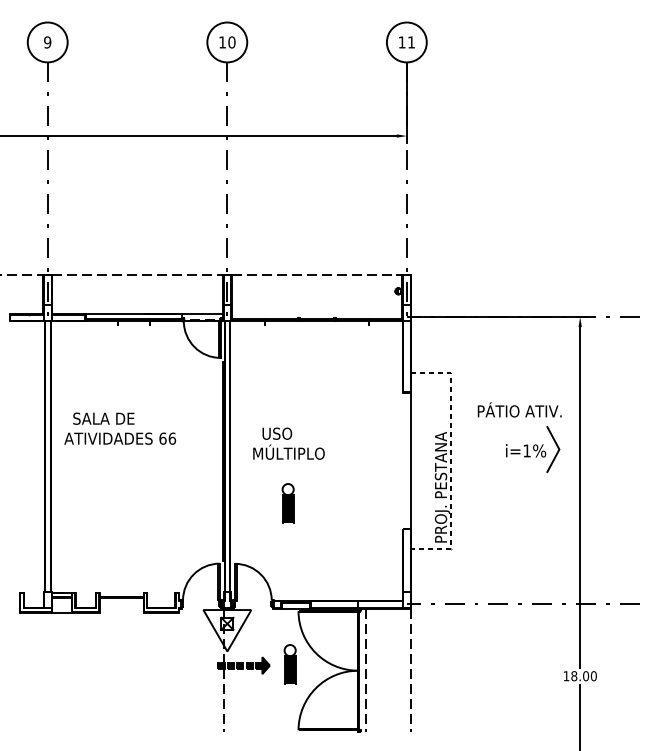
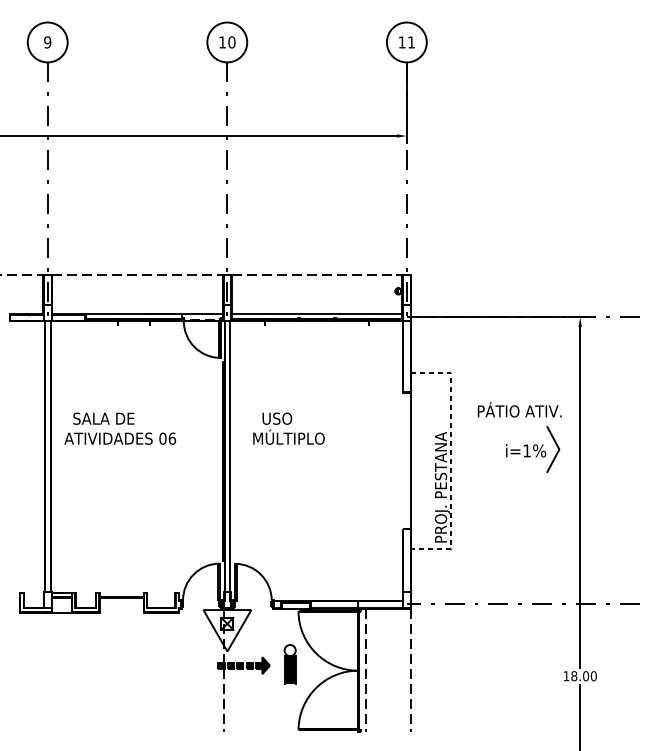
line: none -> present (316, 314)
text: 66 -> 06 (162, 438)
text position: (288, 443) -> (288, 428) (288, 428)
part: present -> none (287, 503)
